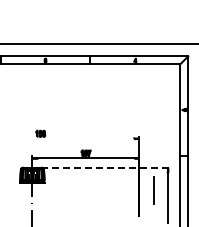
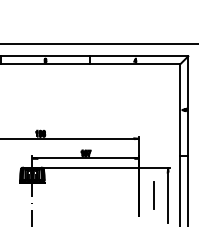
line: none -> present (68, 138)
line: dashed -> solid (105, 167)
line position: (153, 190) -> (153, 195) (153, 195)
